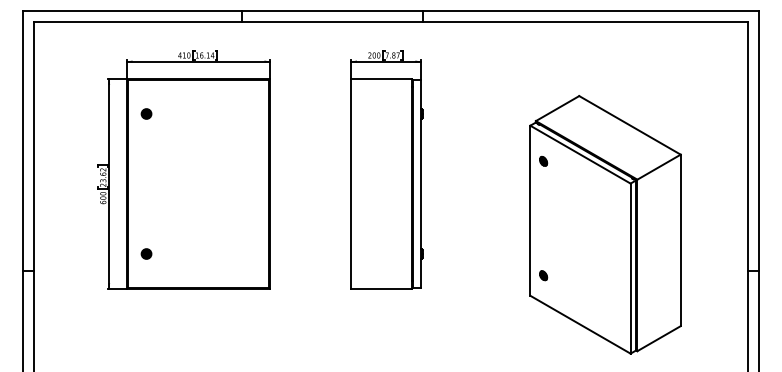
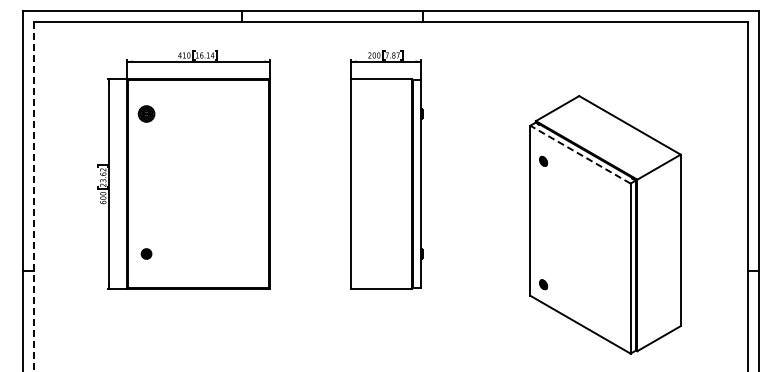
part size: 13x12 px -> 19x18 px (146, 113)
line: solid -> dashed (580, 154)
line: solid -> dashed (33, 196)
part position: (543, 275) -> (543, 284) (543, 284)
